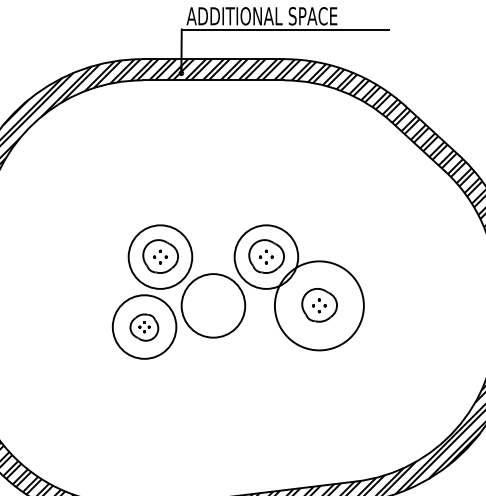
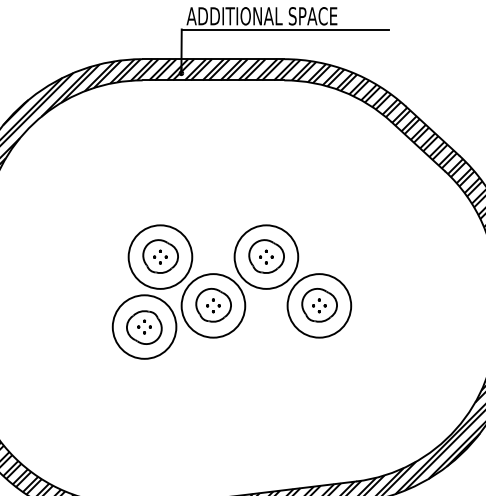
part: none -> present (213, 305)
circle diameter: 89 px -> 64 px (319, 305)
part size: 31x29 px -> 37x35 px (144, 327)
